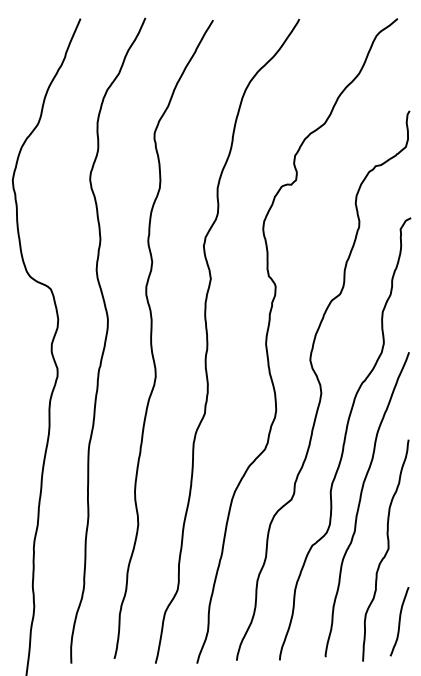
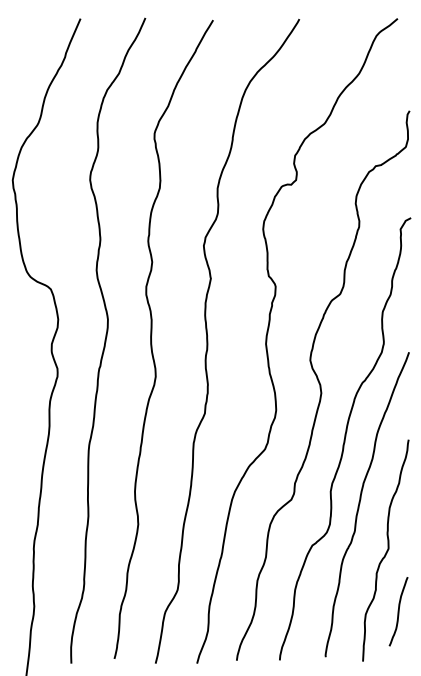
curve position: (399, 621) -> (398, 611) (398, 611)
